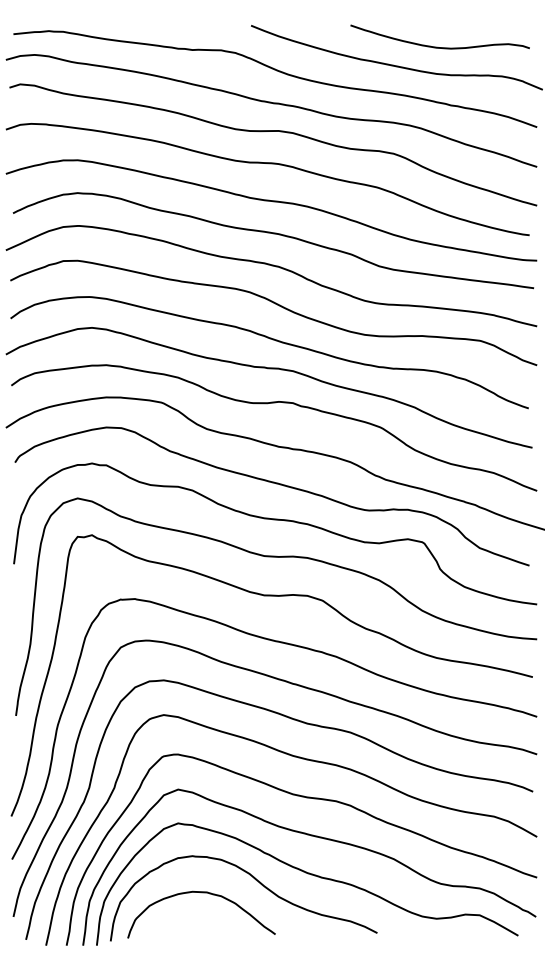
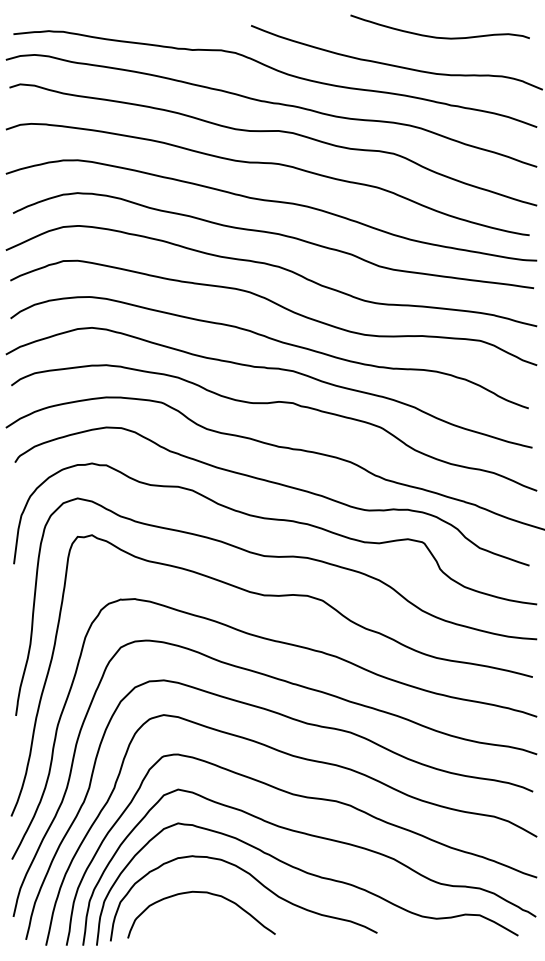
curve position: (437, 46) -> (437, 36) (437, 36)
